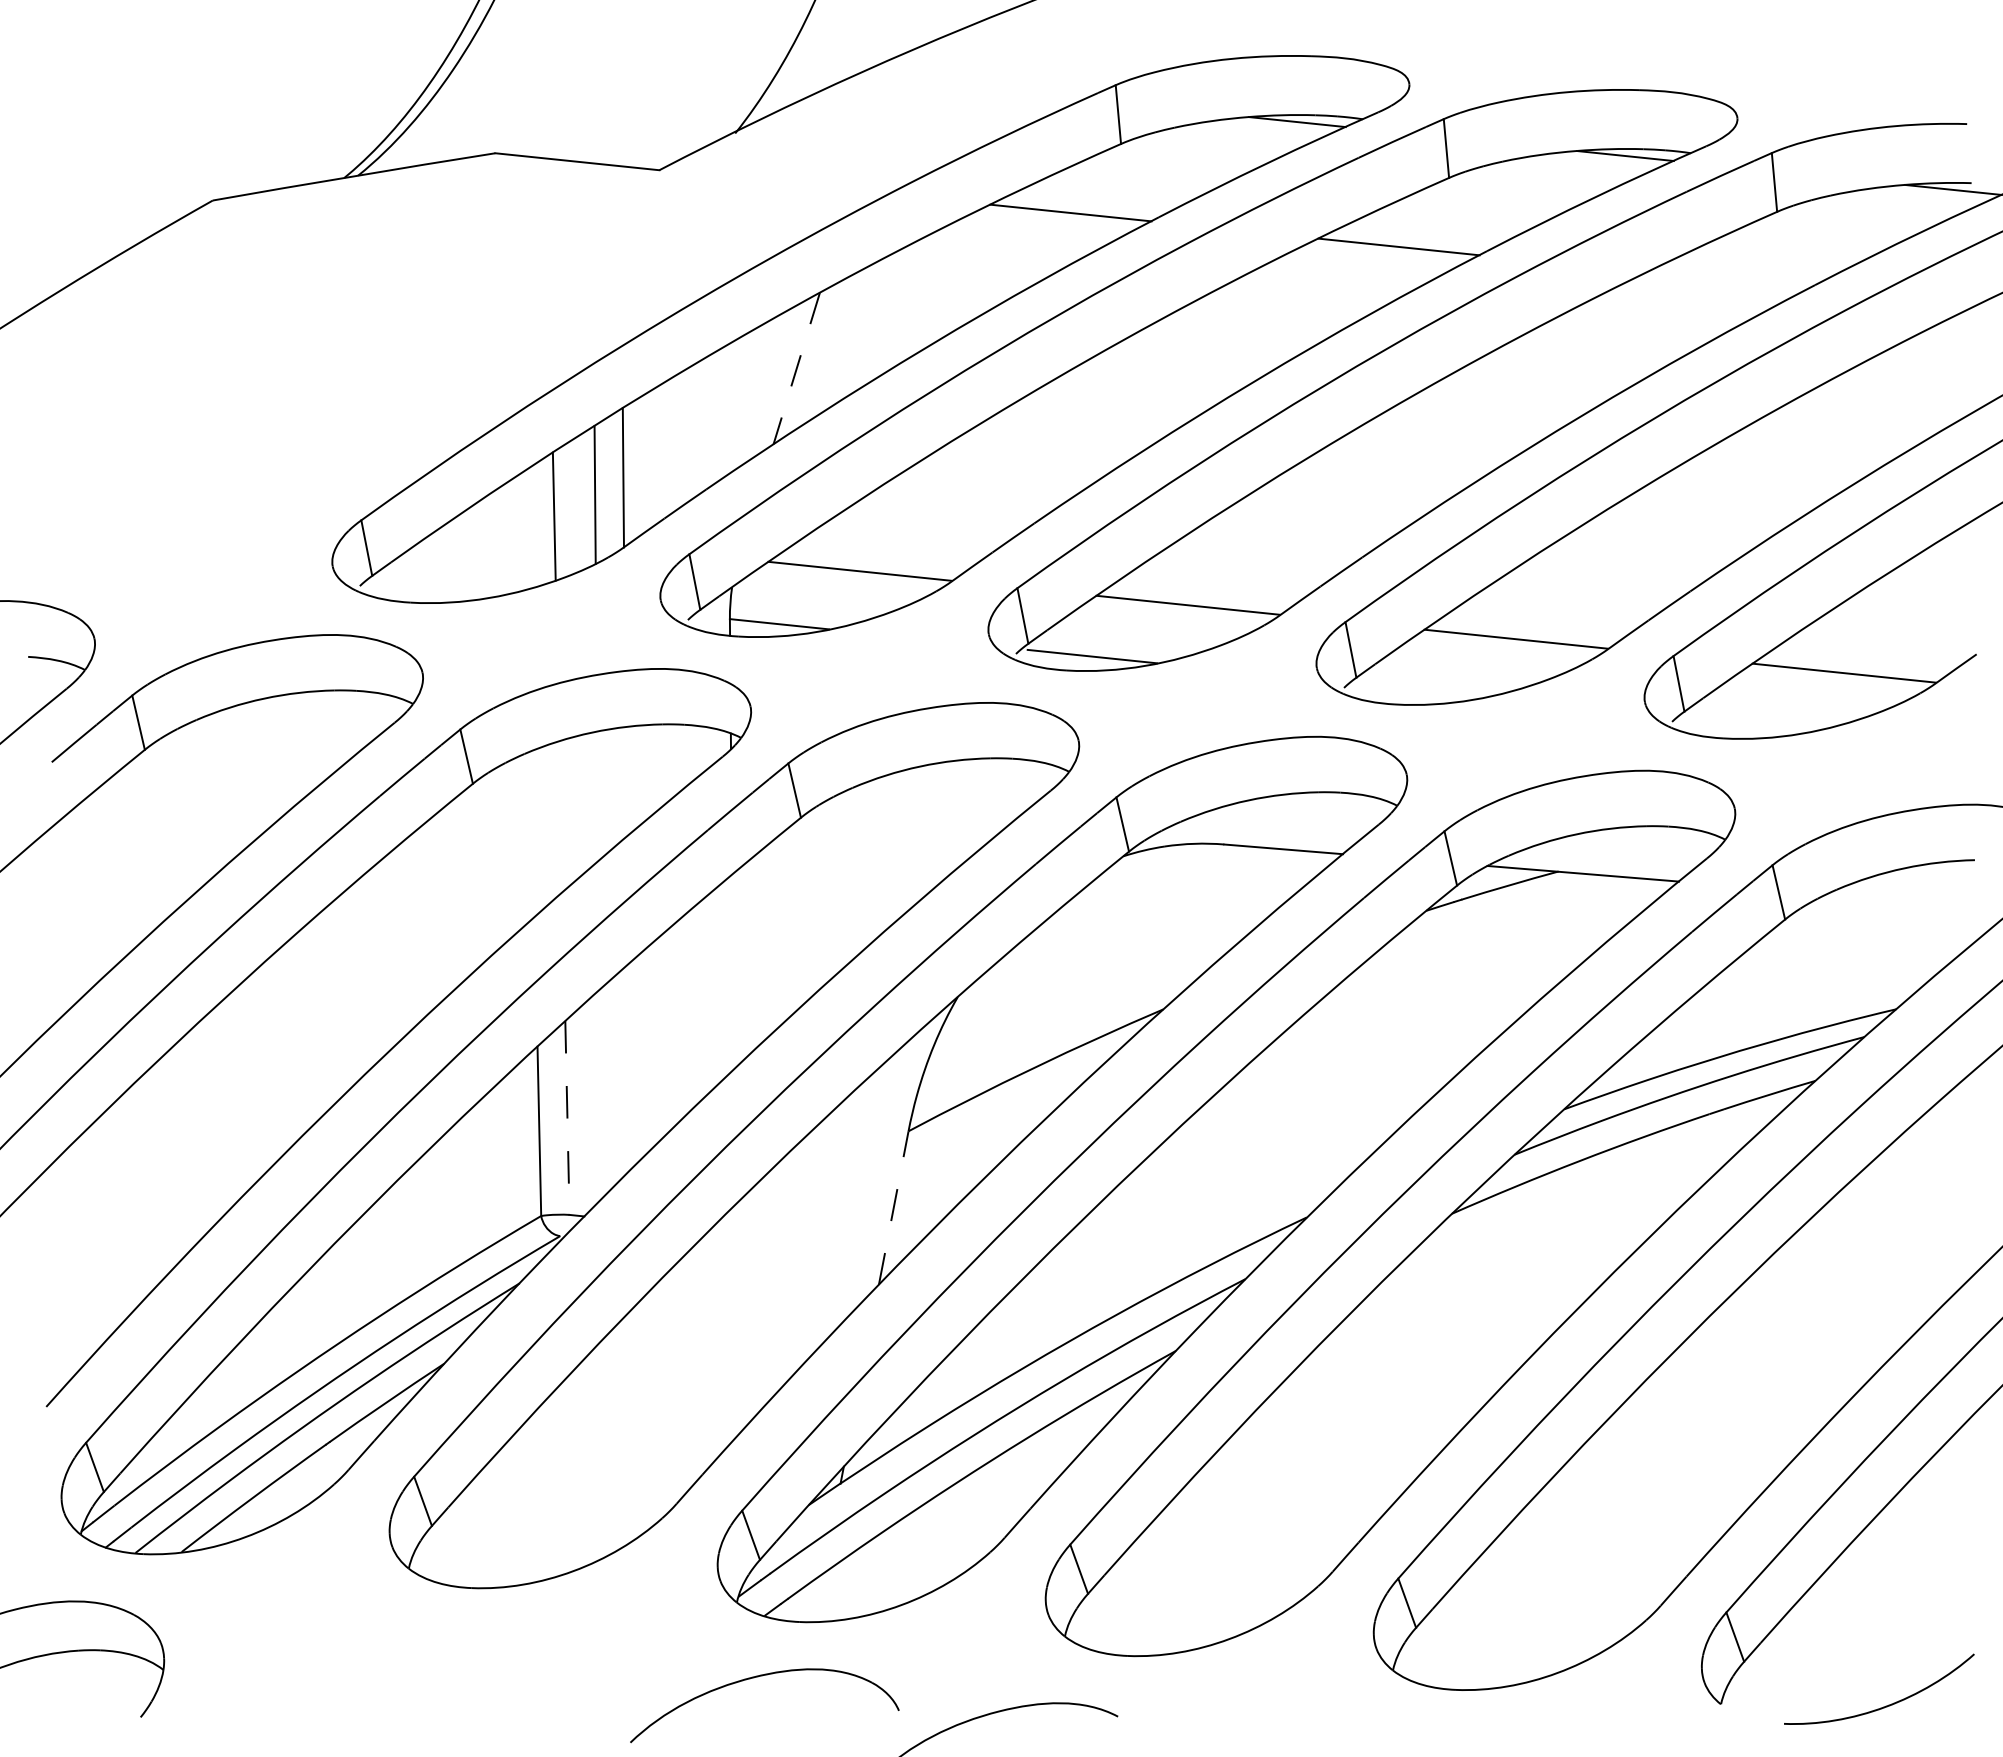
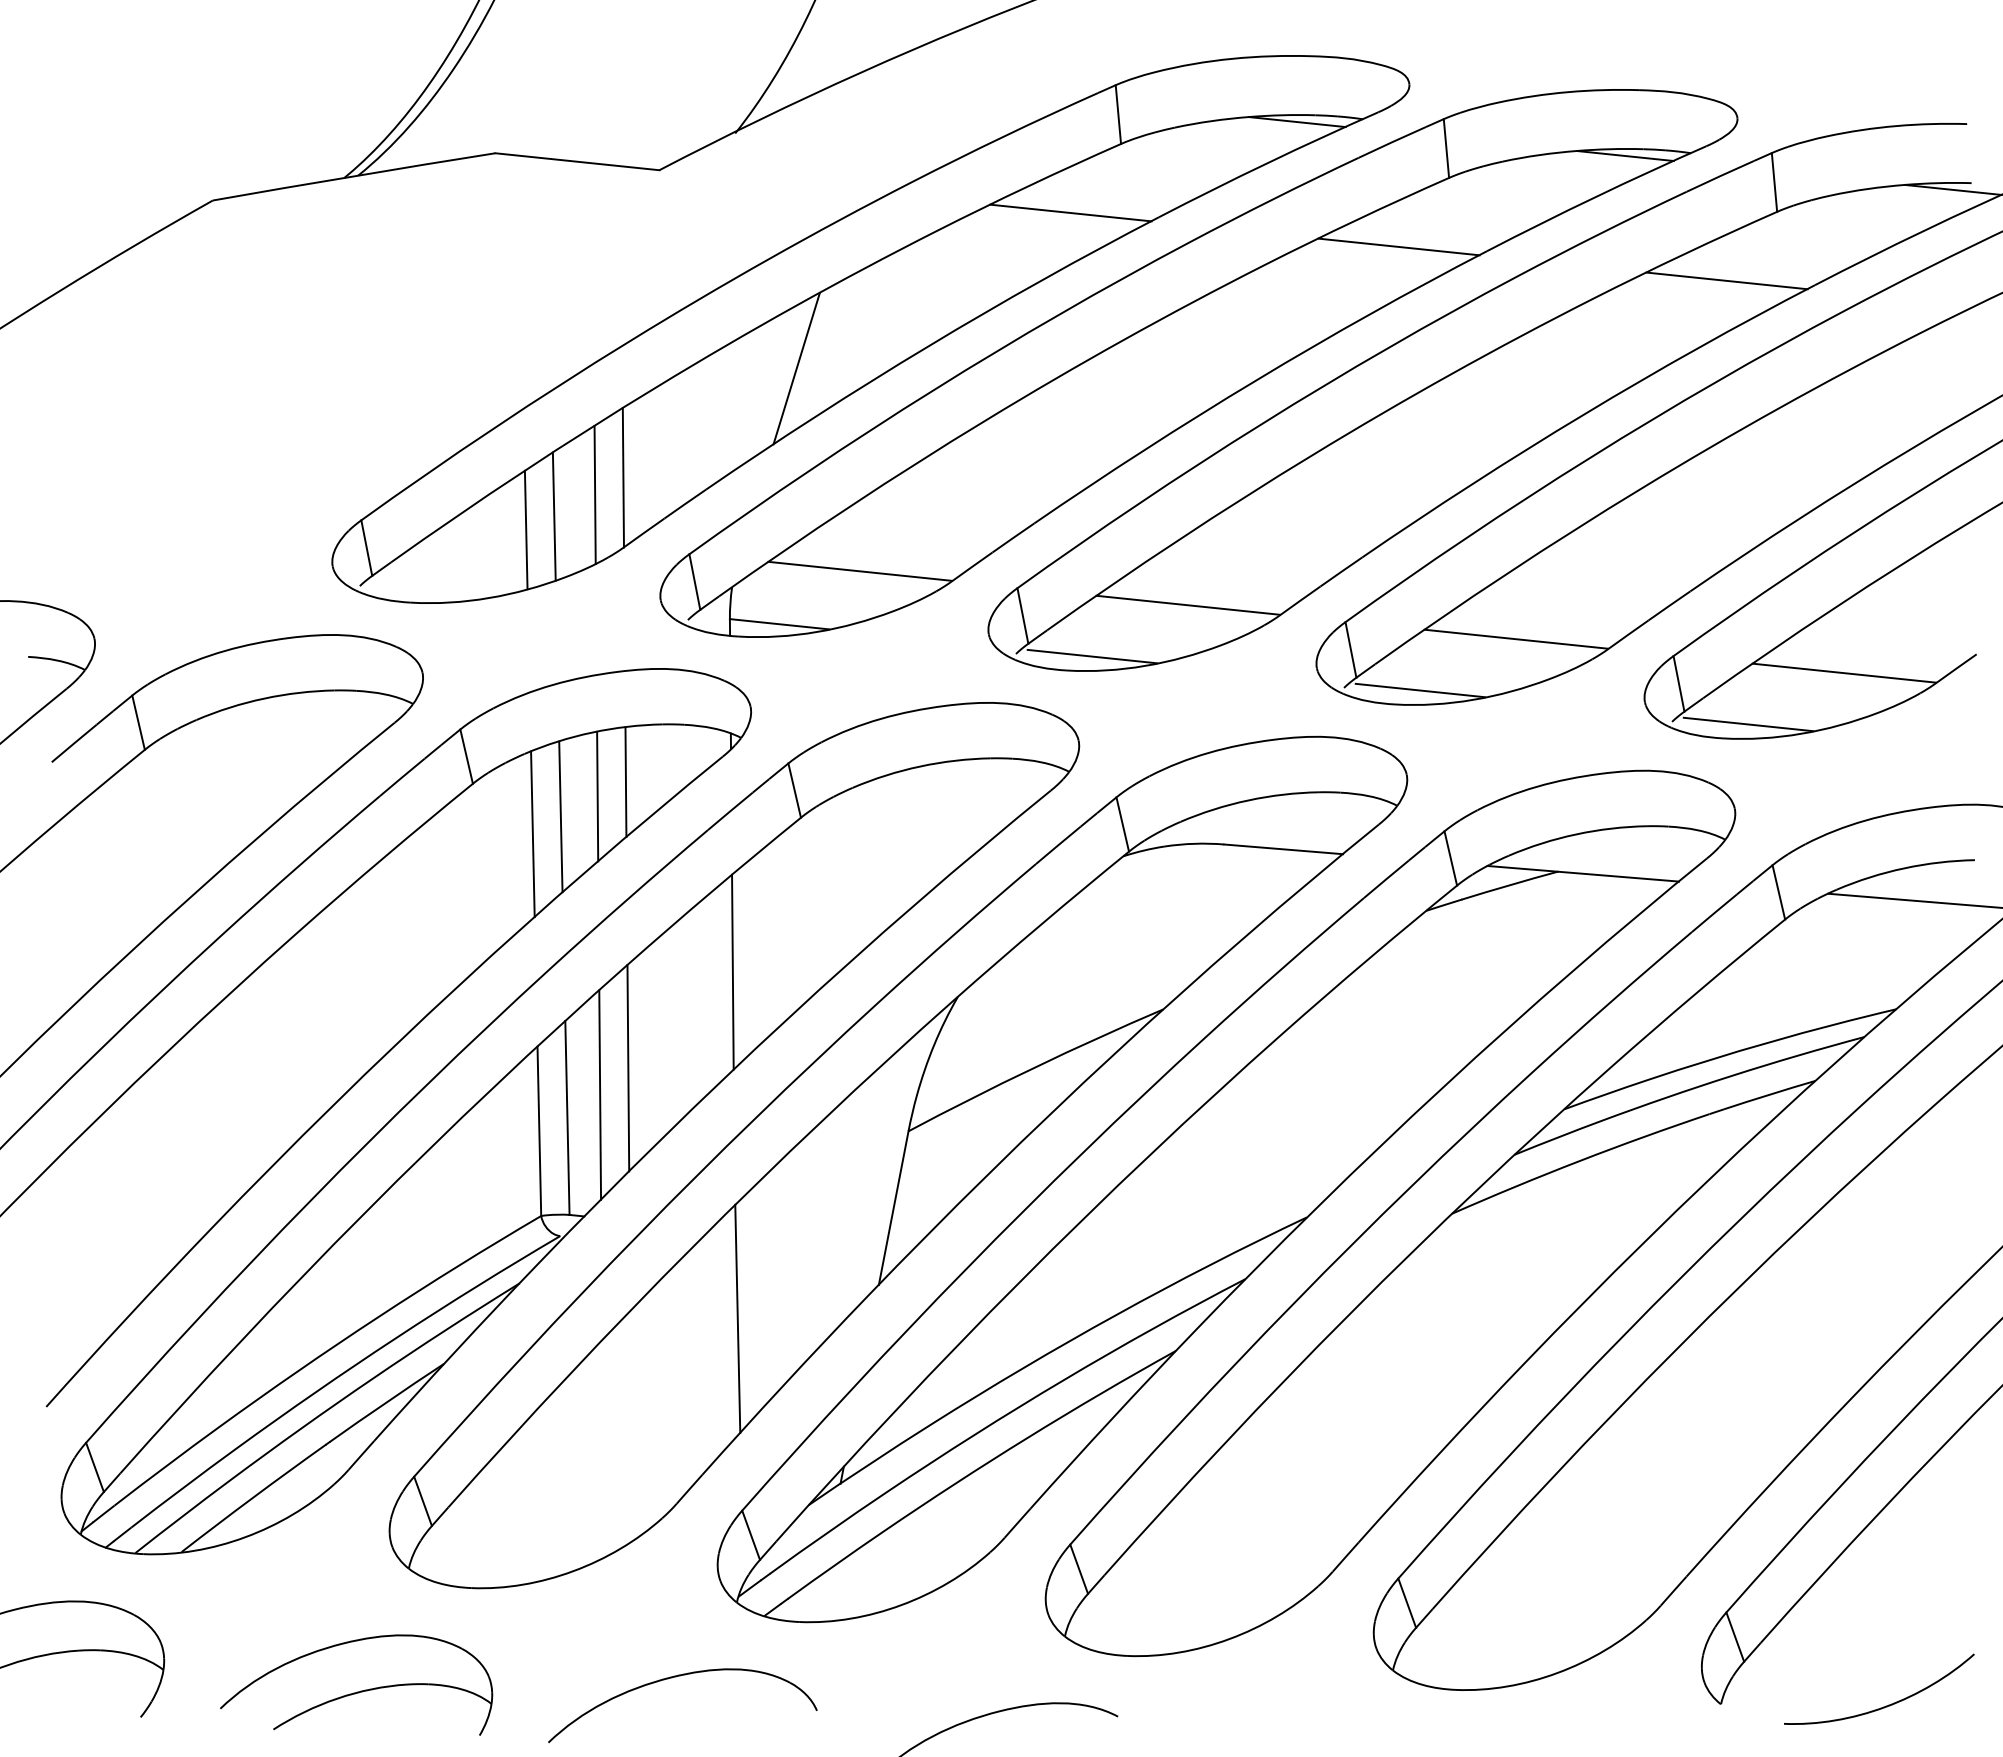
line: none -> present (1726, 280)
line: dashed -> solid (796, 369)
line: none -> present (525, 529)
line: none -> present (1420, 690)
line: none -> present (1748, 724)
line: none -> present (625, 782)
line: none -> present (597, 796)
line: none -> present (560, 816)
line: none -> present (532, 834)
line: none -> present (1913, 900)
line: none -> present (732, 971)
line: none -> present (628, 1068)
line: none -> present (600, 1094)
line: dashed -> solid (567, 1118)
line: dashed -> solid (893, 1207)
line: none -> present (737, 1318)
part position: (758, 1677) -> (676, 1677) (676, 1677)
part: none -> present (357, 1691)
